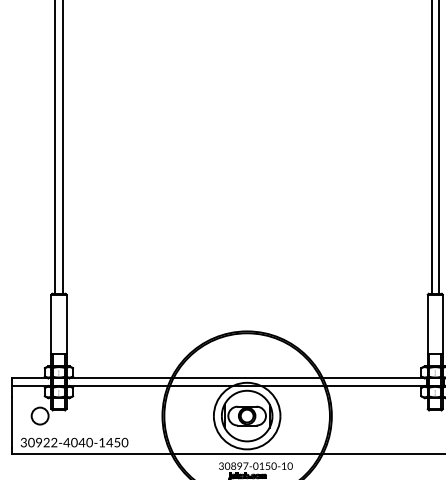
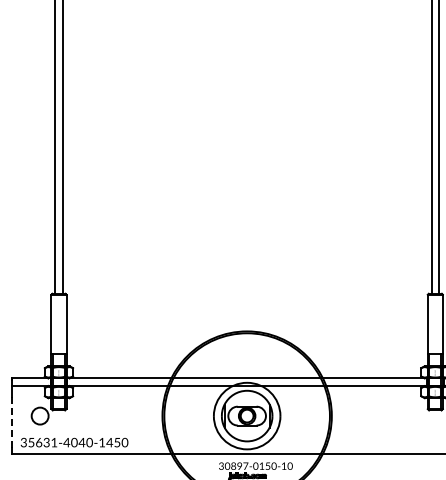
line: solid -> dashed (11, 422)
text: 30922-4040-1450 -> 35631-4040-1450 (42, 442)
